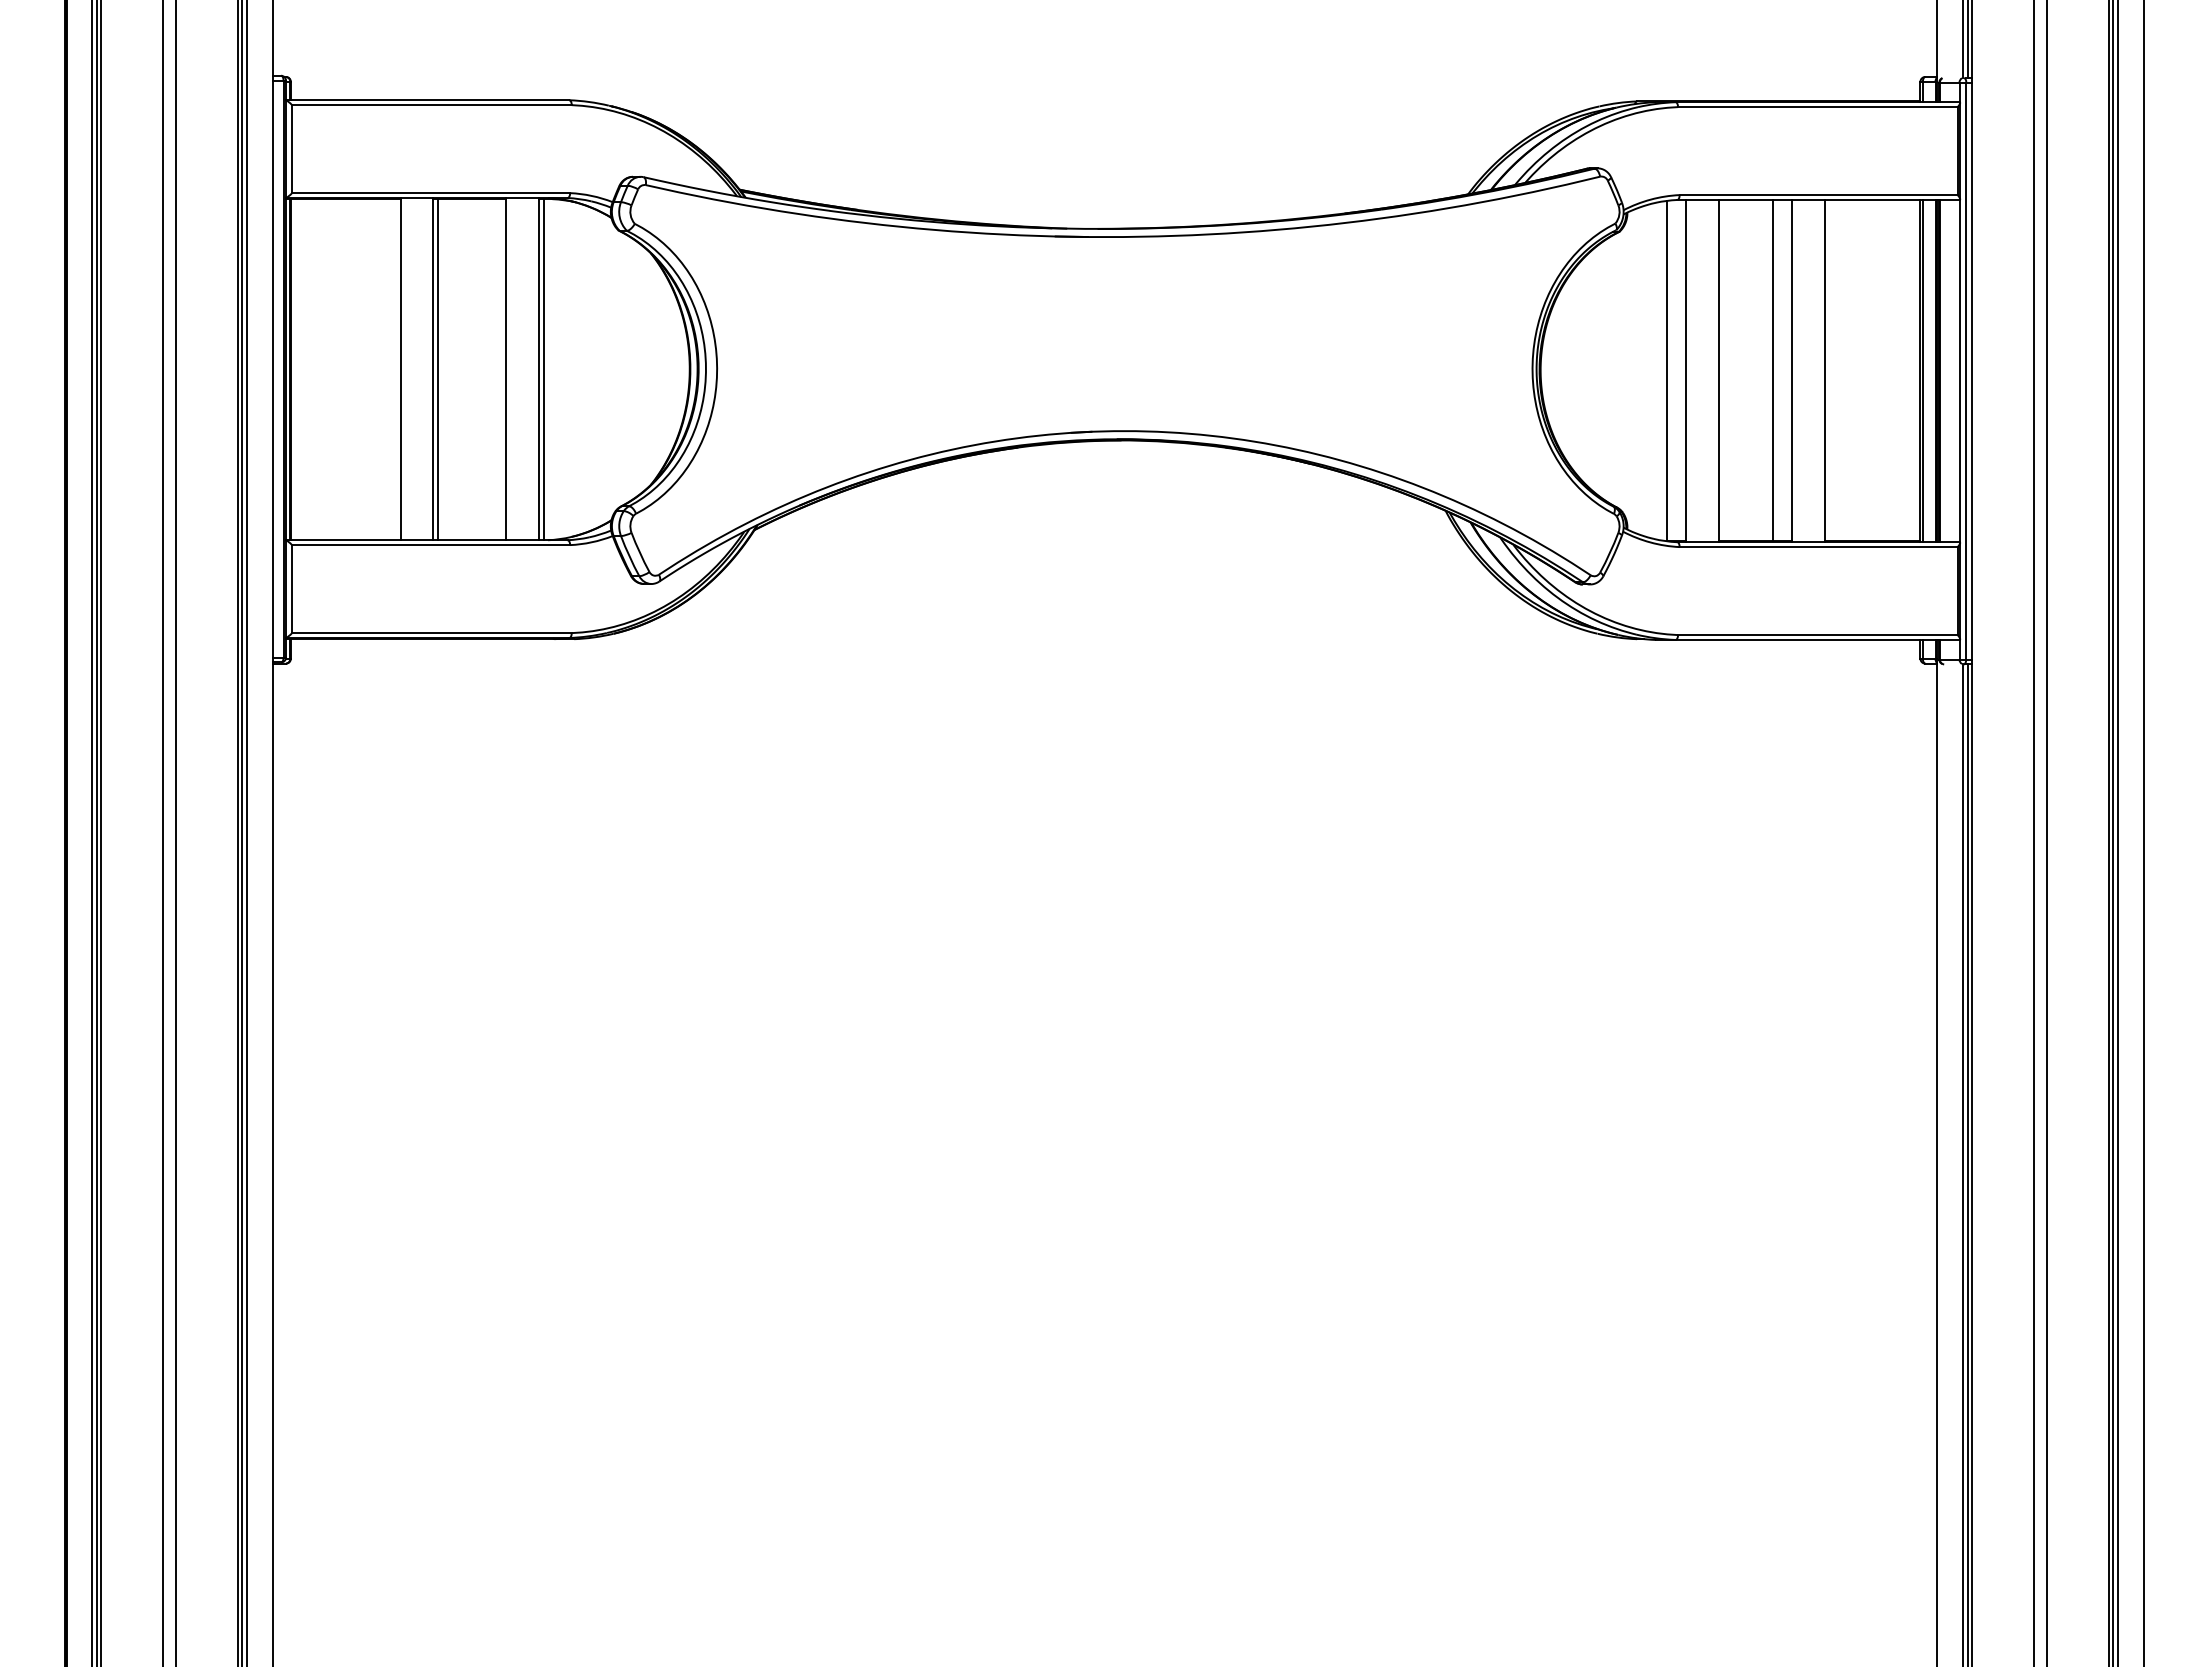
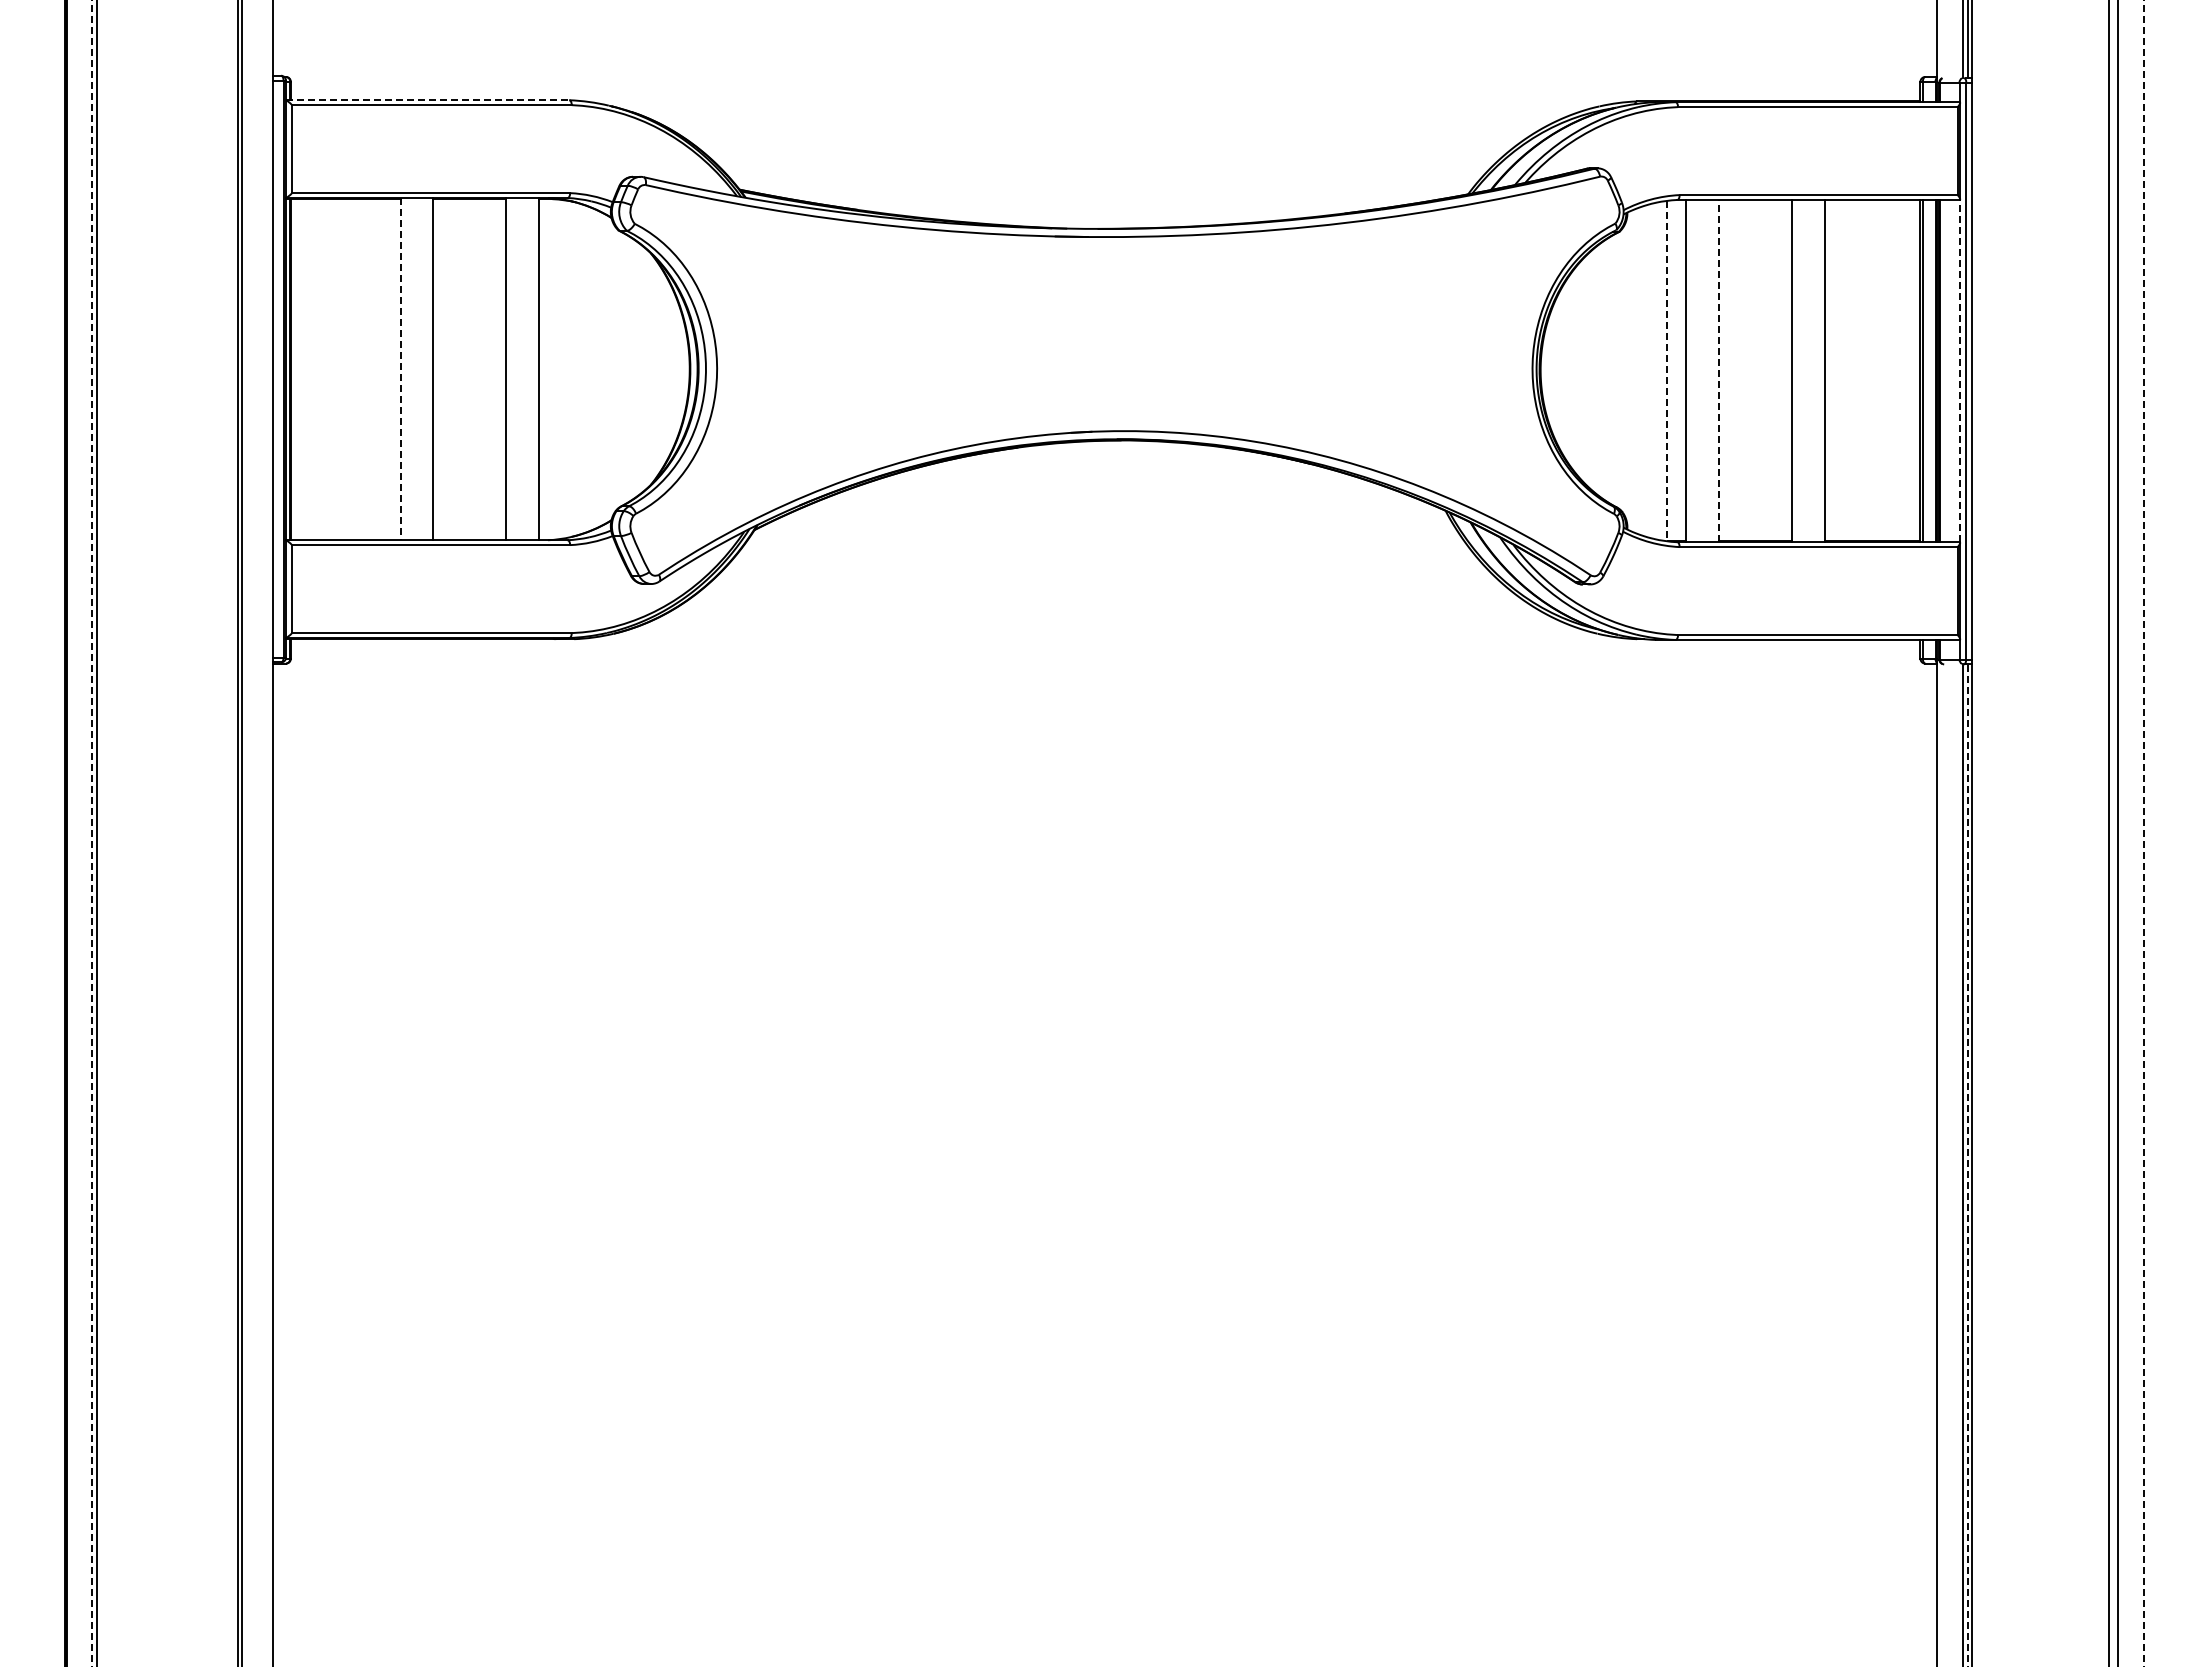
line: solid -> dashed (427, 100)
line: solid -> dashed (400, 369)
line: present -> none (438, 369)
line: present -> none (543, 369)
line: solid -> dashed (1718, 370)
line: present -> none (1773, 370)
line: solid -> dashed (1959, 370)
line: solid -> dashed (1667, 371)
line: present -> none (101, 832)
line: present -> none (163, 832)
line: present -> none (176, 832)
line: present -> none (247, 832)
line: present -> none (2033, 832)
line: present -> none (2046, 832)
line: present -> none (2112, 832)
line: solid -> dashed (92, 833)
line: solid -> dashed (2143, 833)
line: solid -> dashed (1967, 1165)
